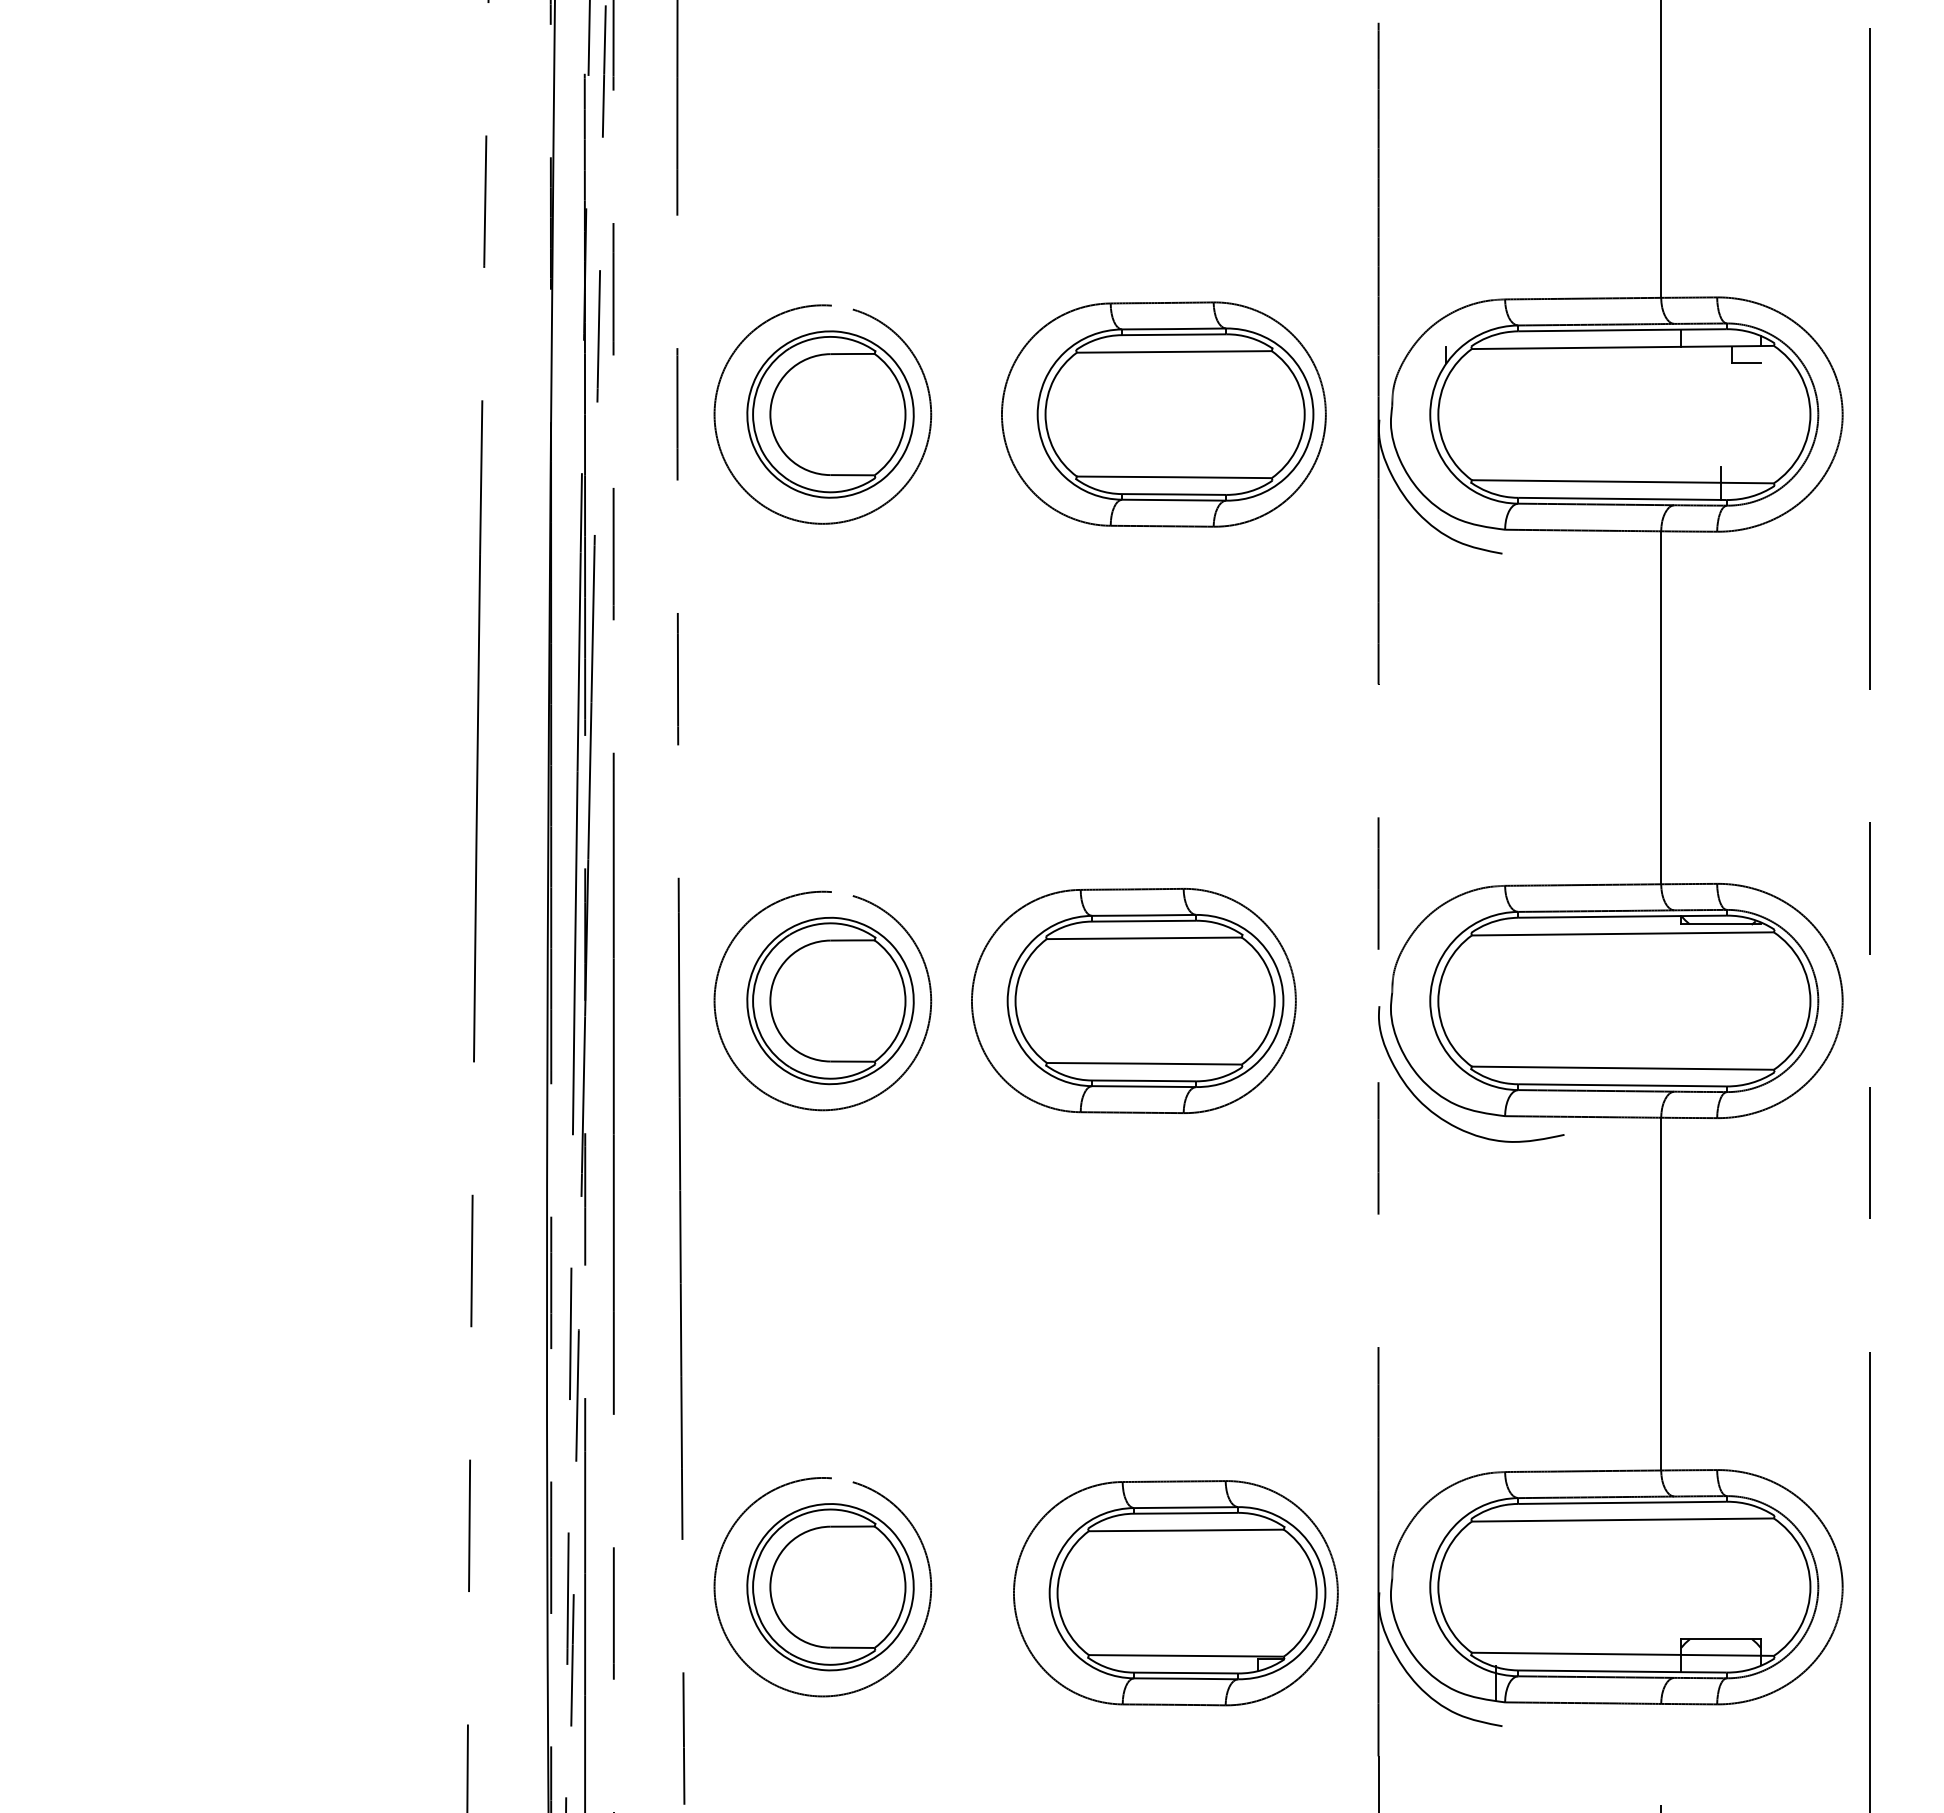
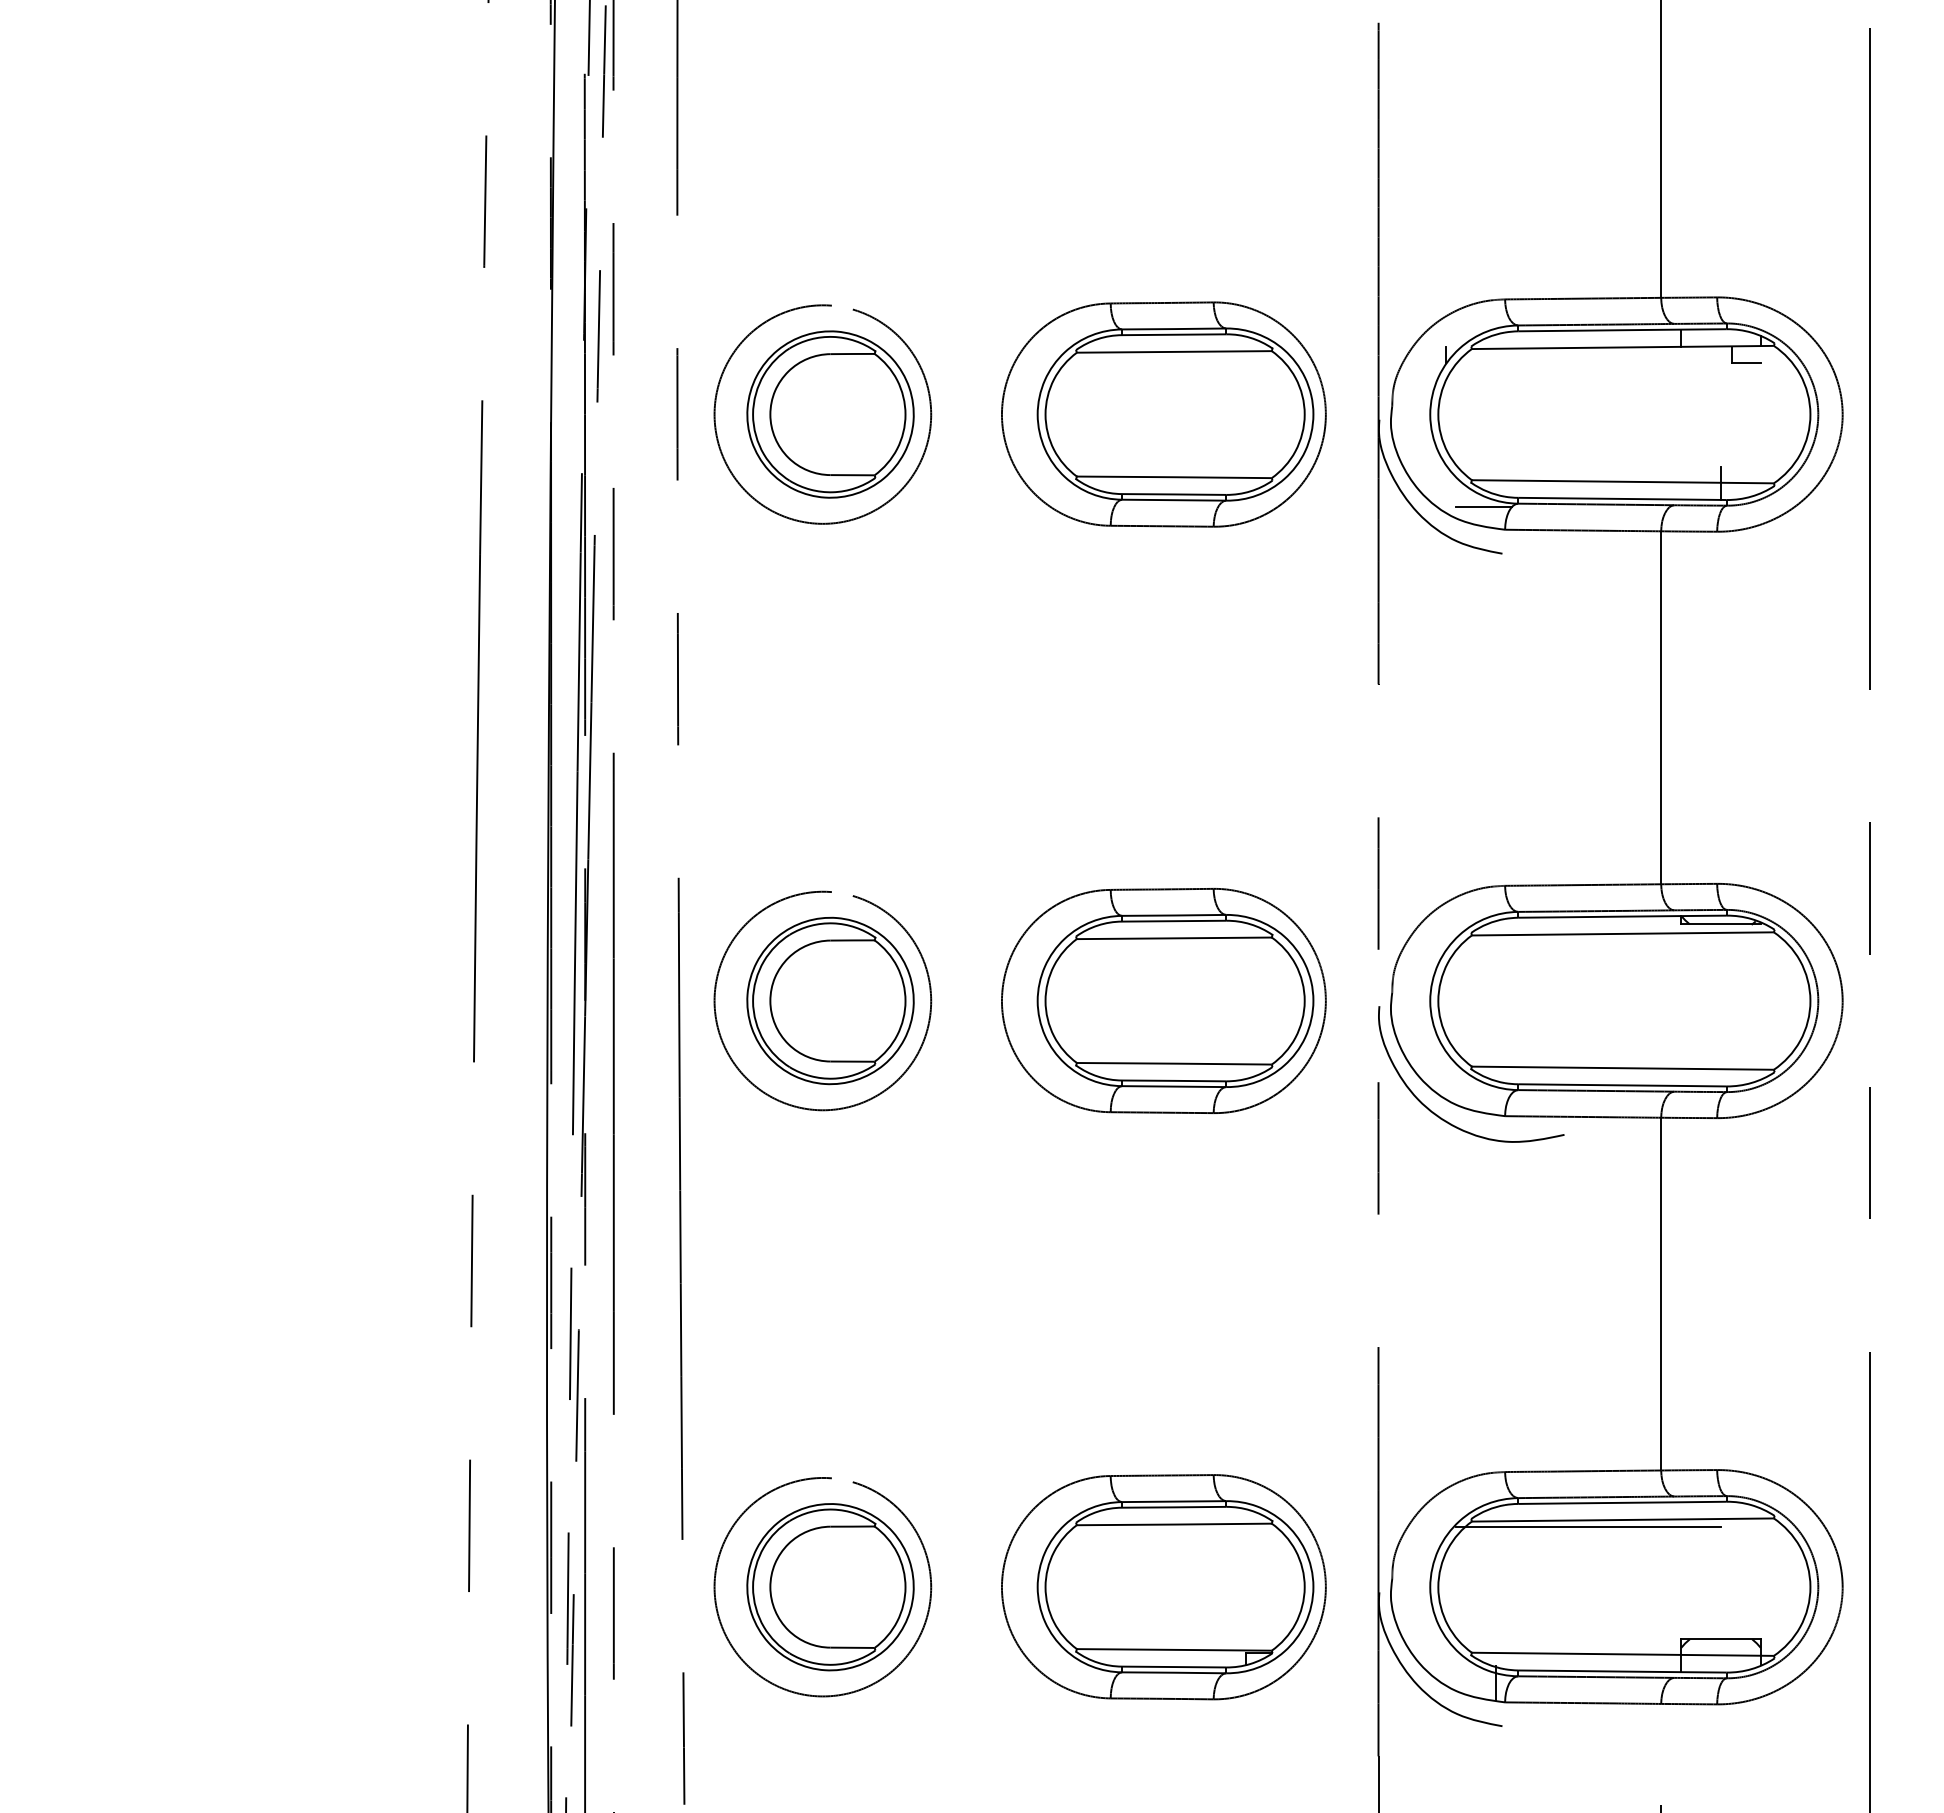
line: none -> present (1483, 507)
part position: (1133, 1000) -> (1163, 1000) (1163, 1000)
line: none -> present (1588, 1526)
part position: (1175, 1593) -> (1163, 1587) (1163, 1587)
